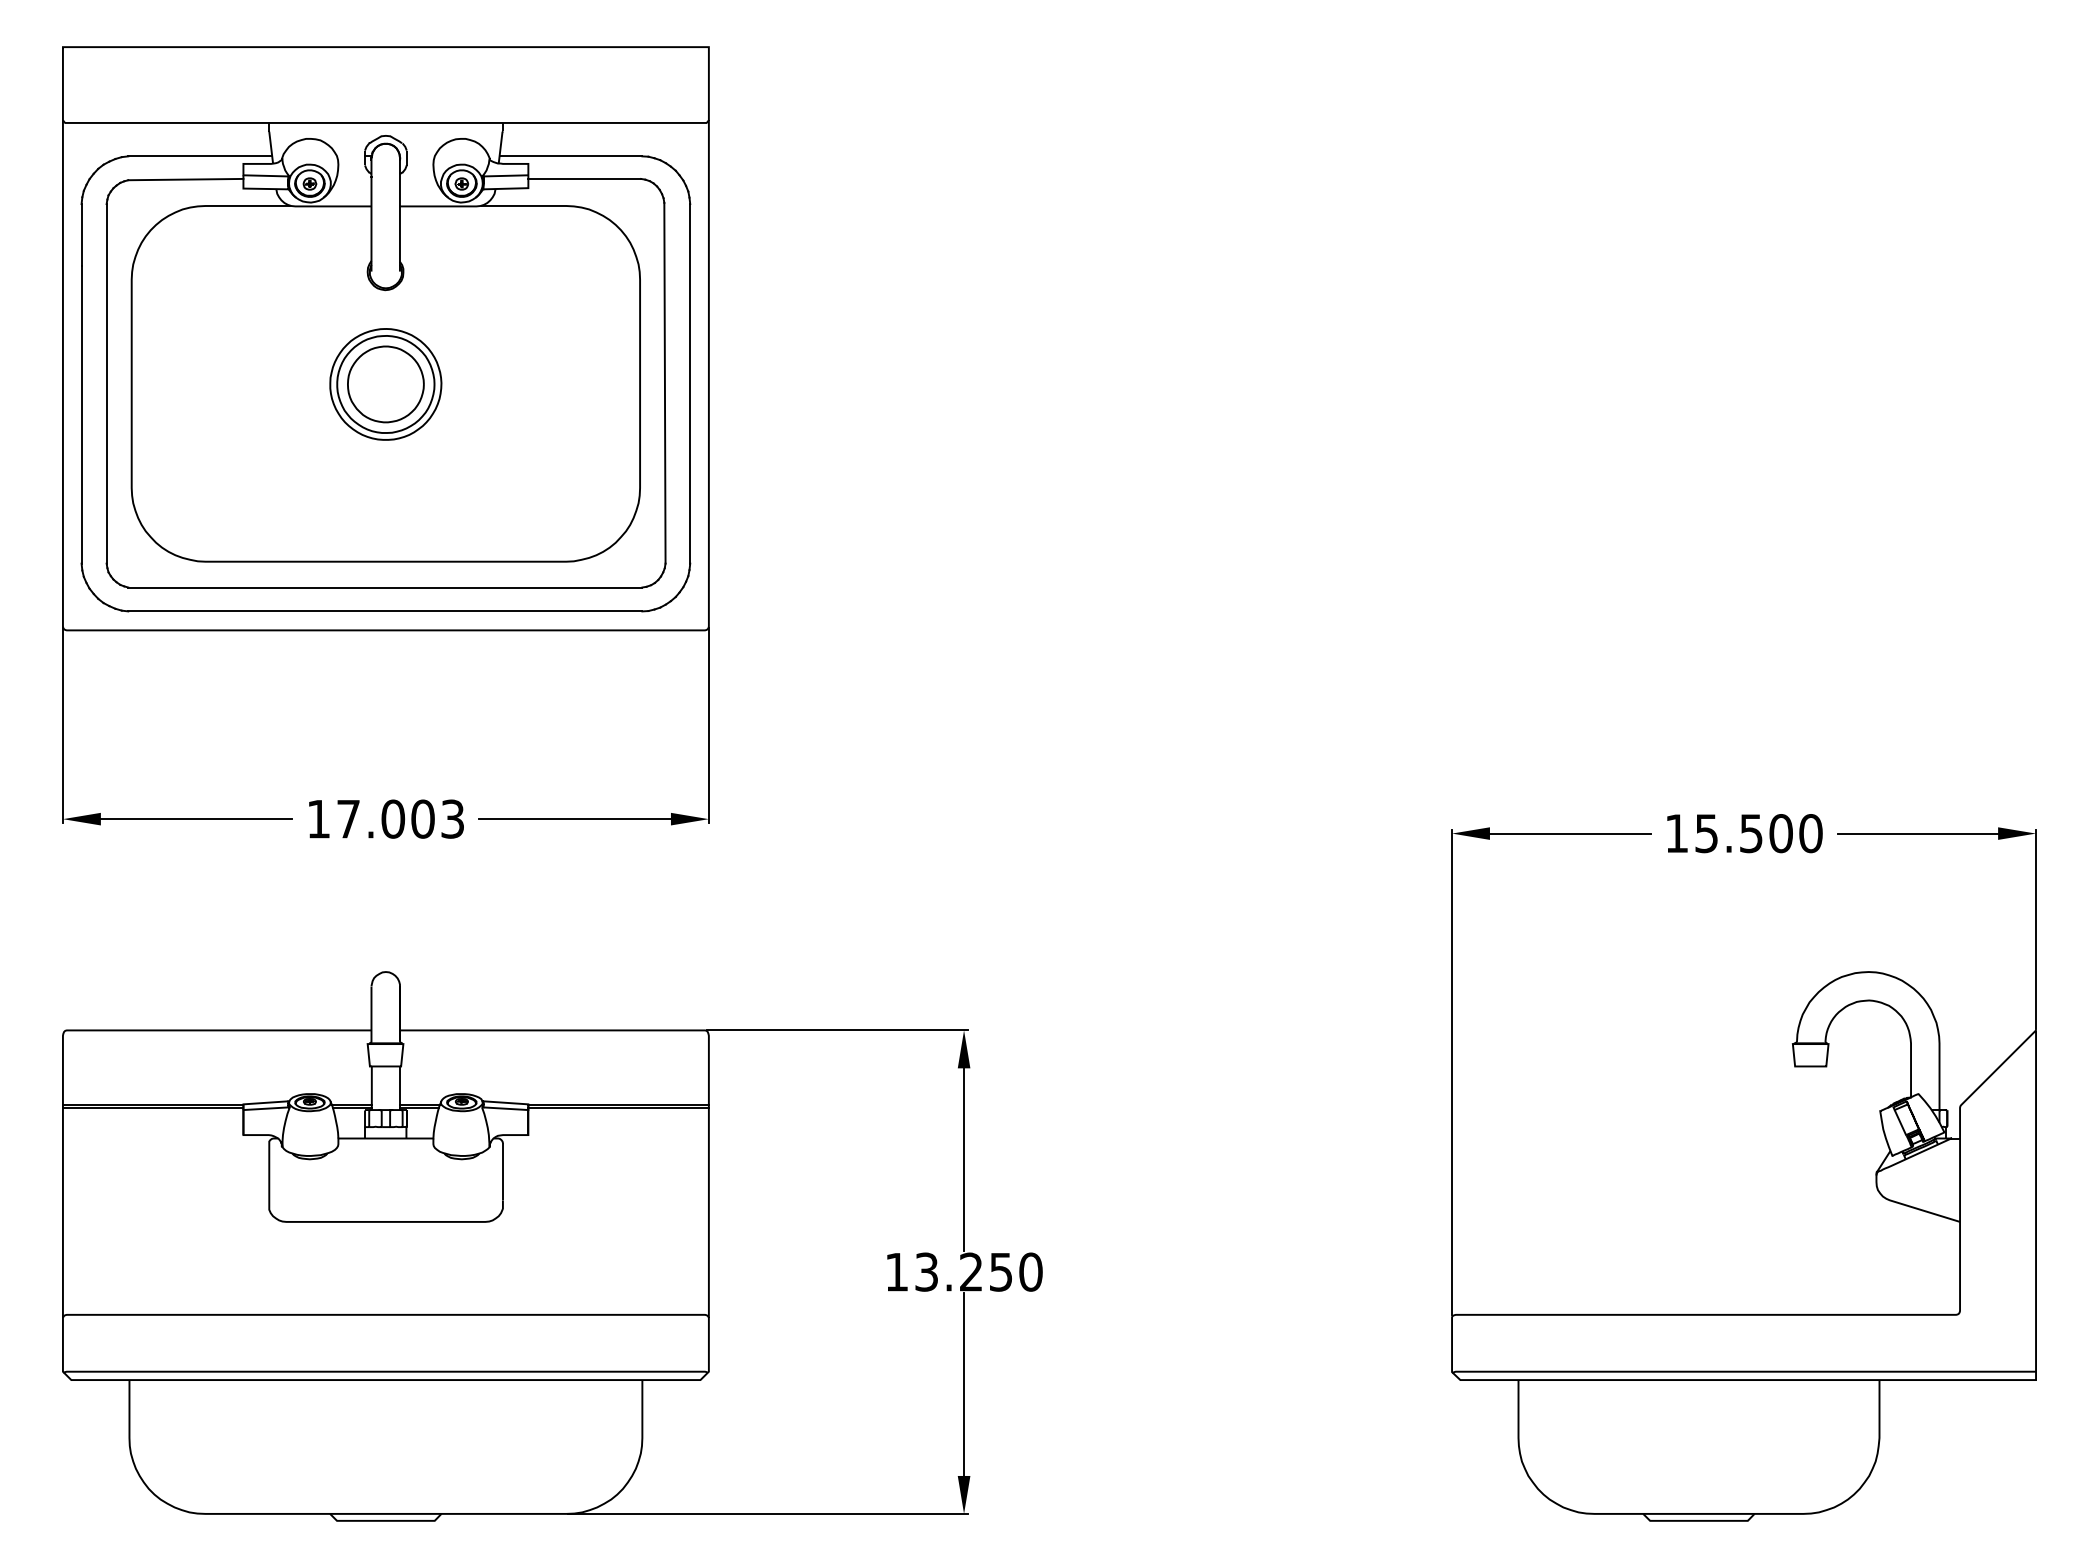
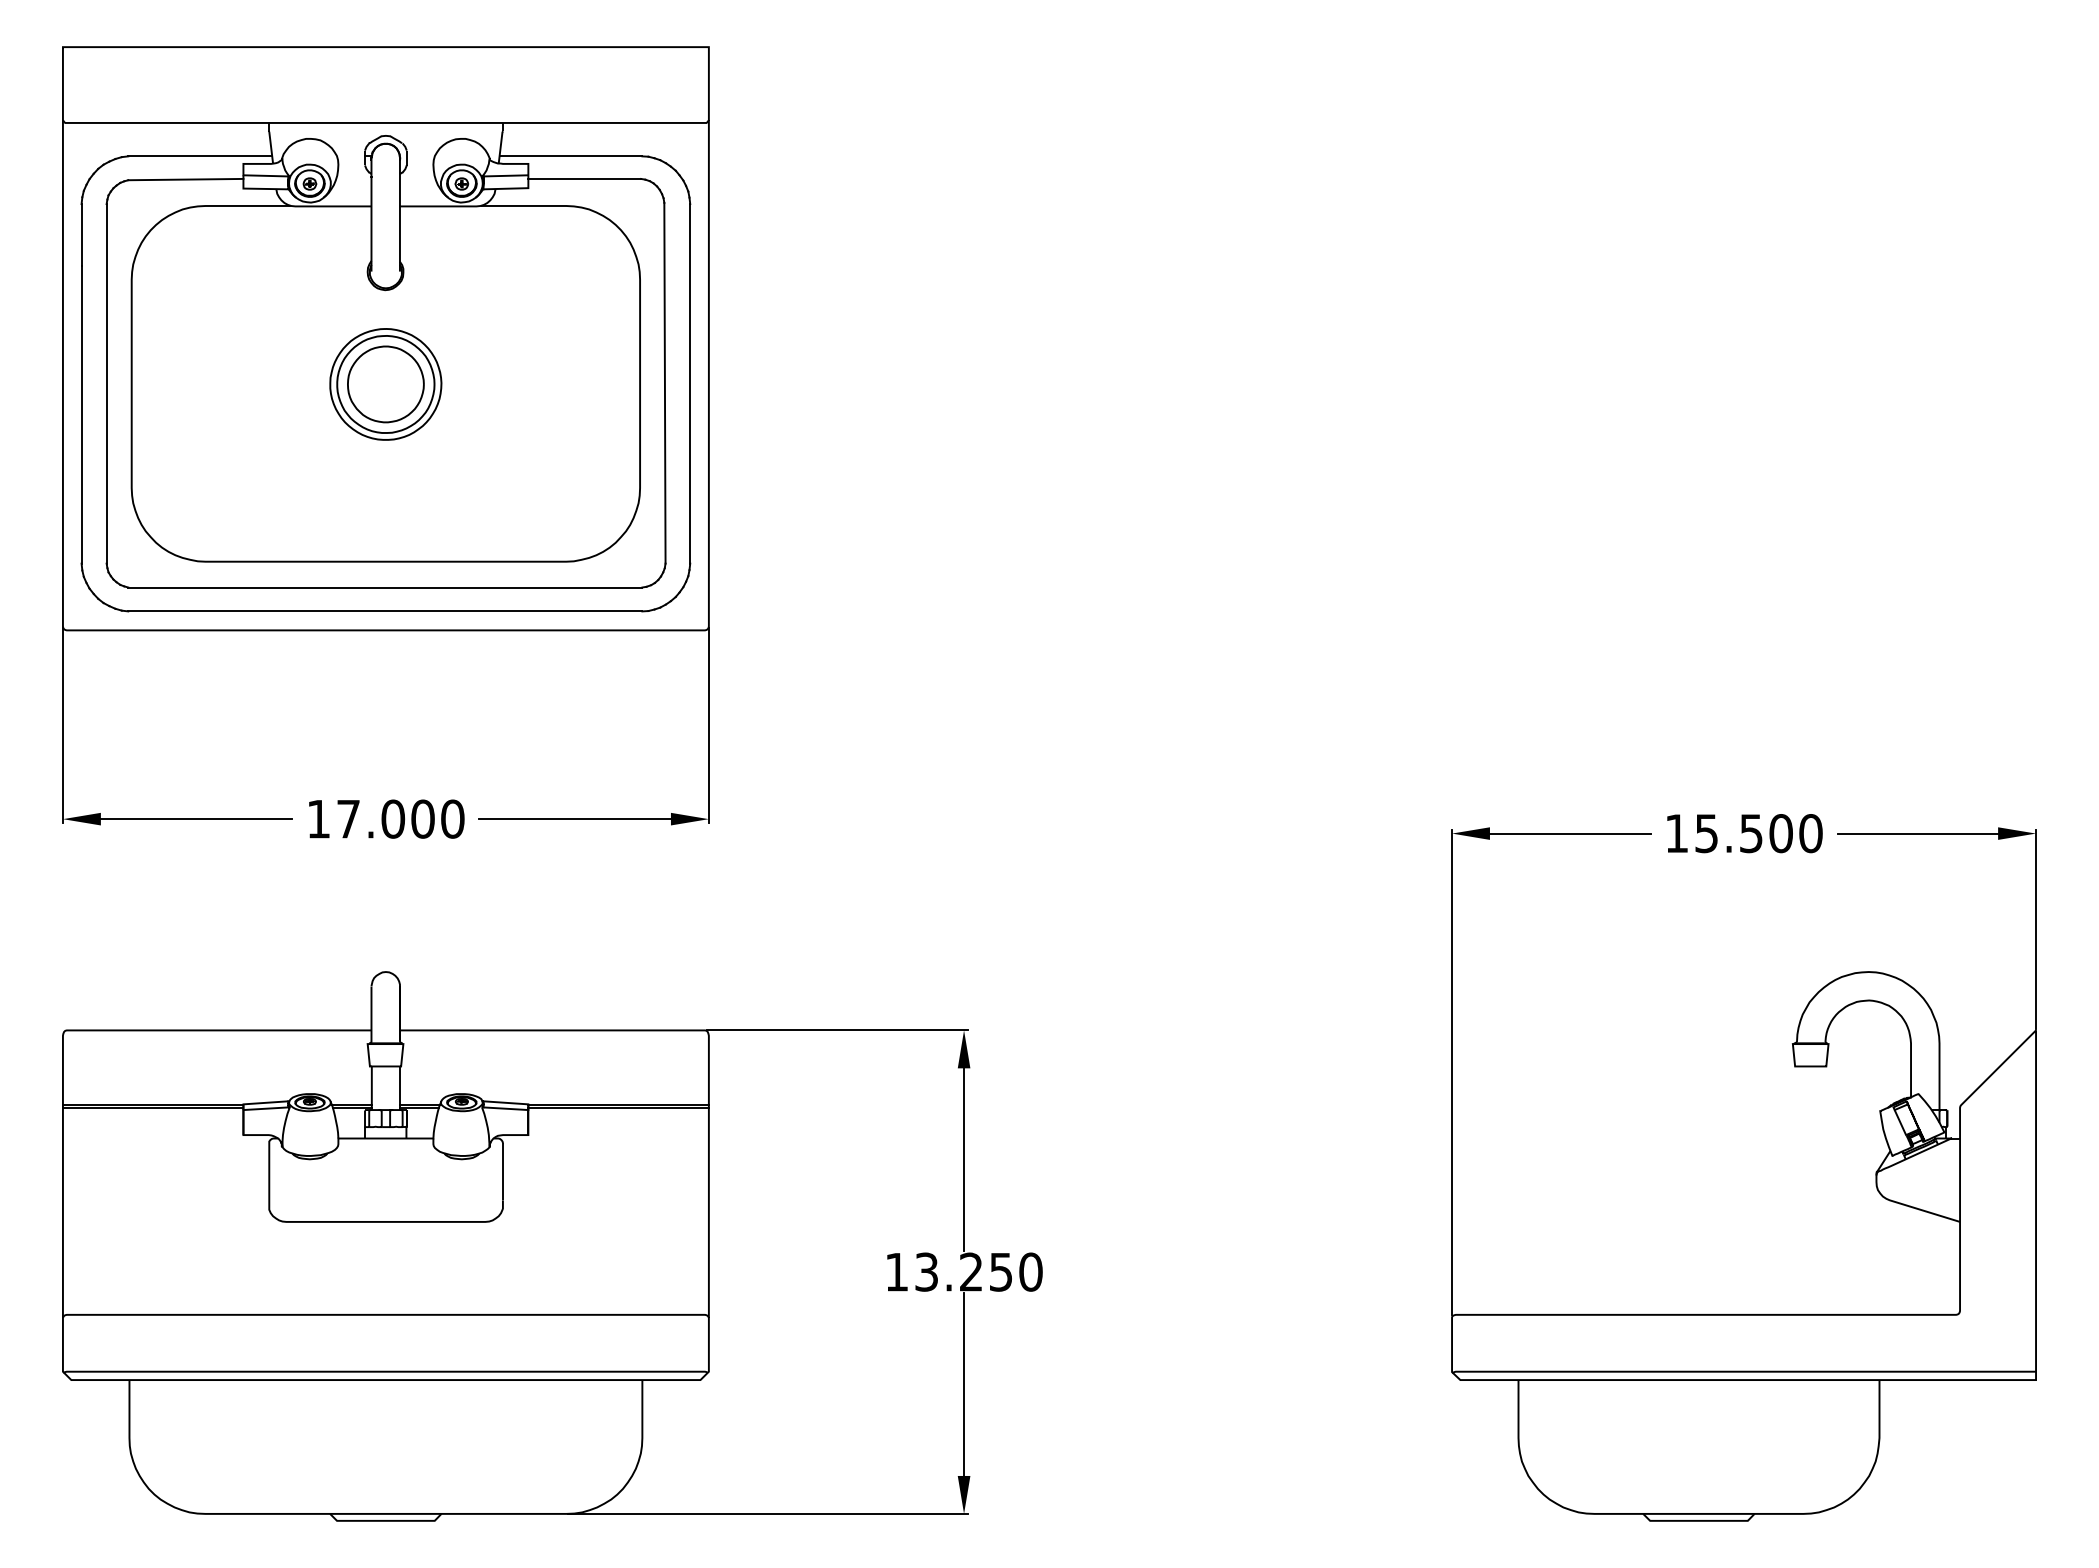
text: 17.003 -> 17.000 (452, 818)
